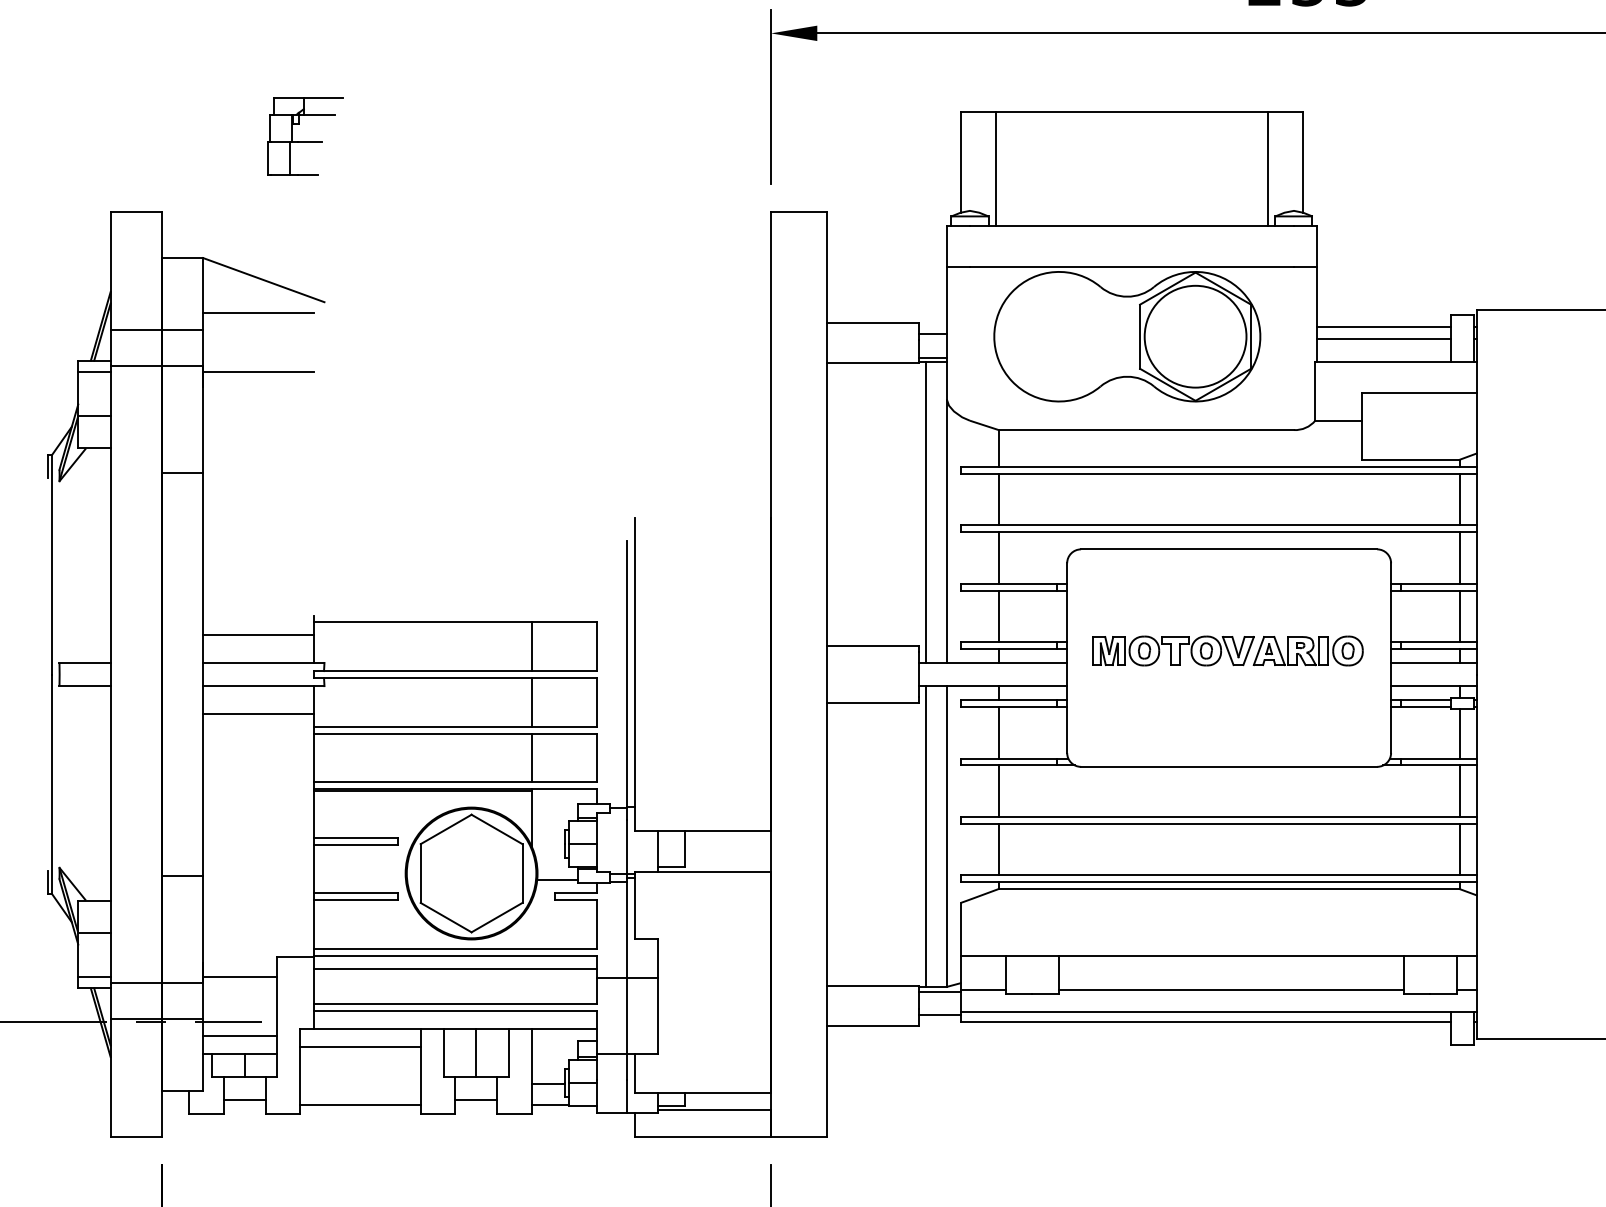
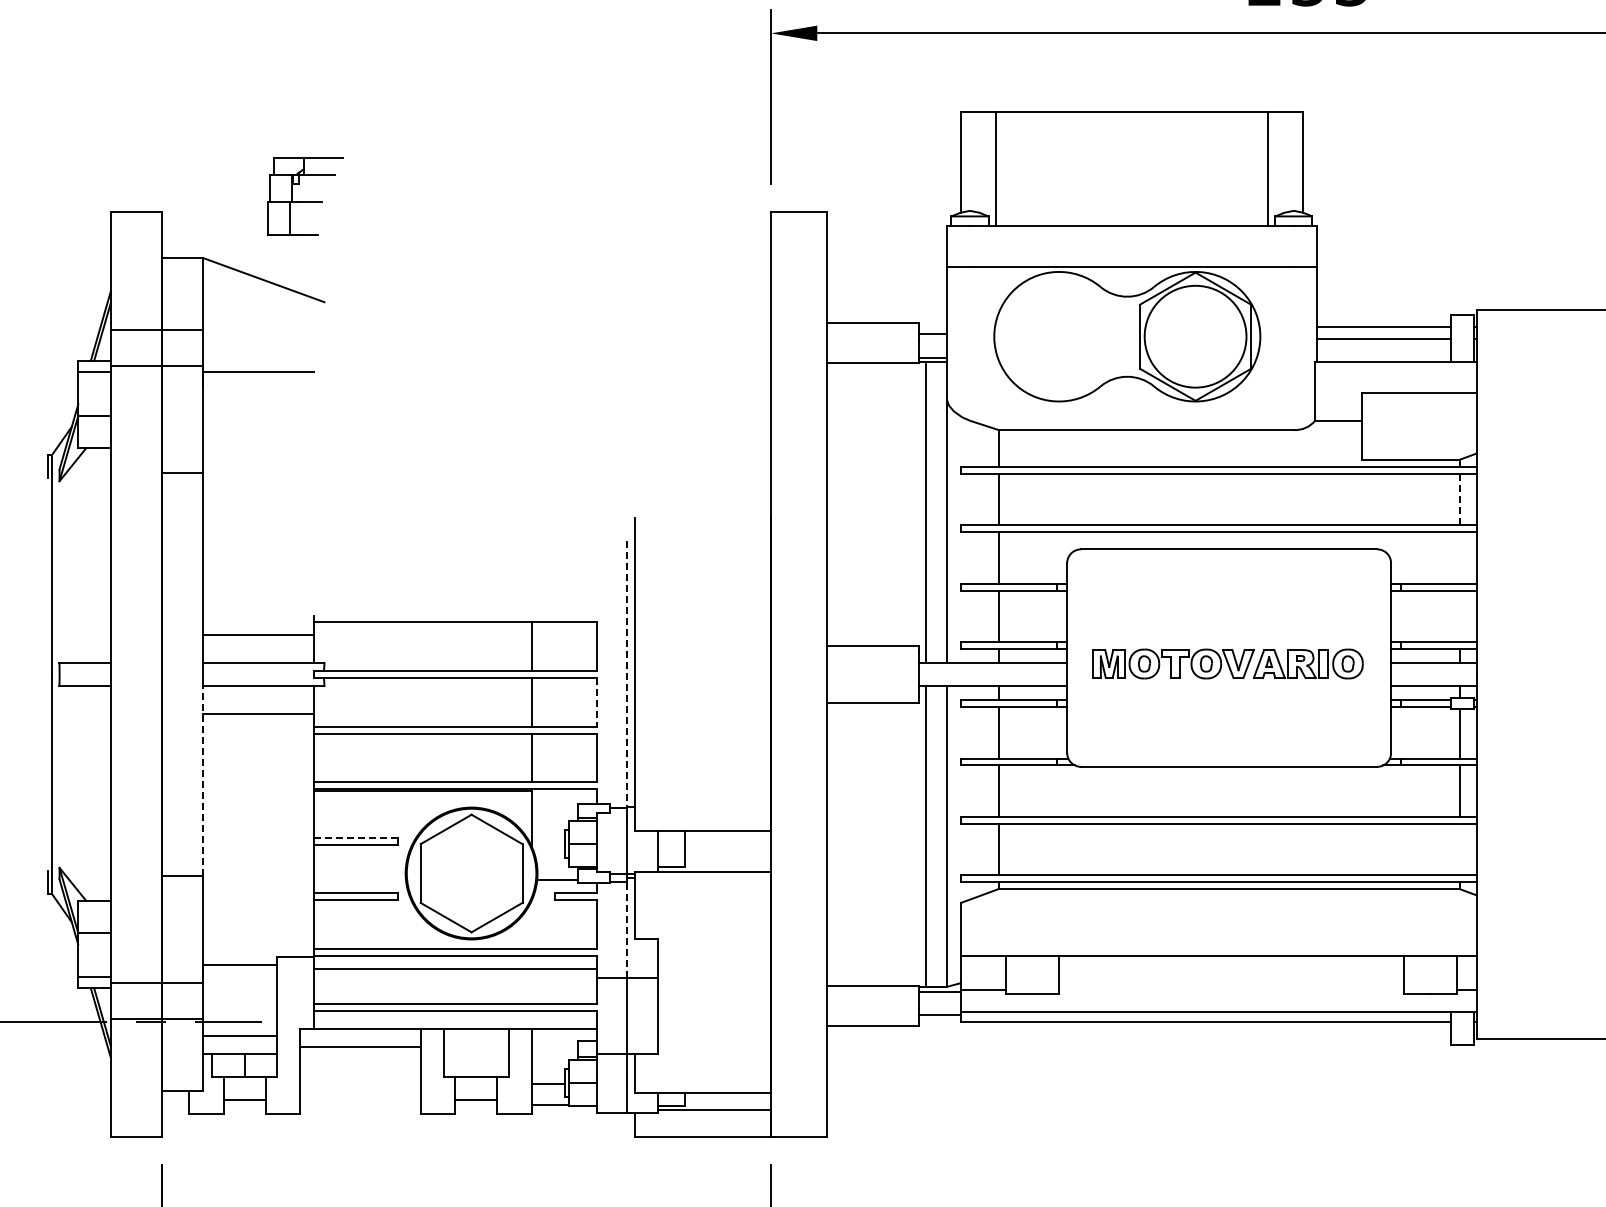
part position: (305, 136) -> (305, 196) (305, 196)
line: present -> none (258, 313)
line: solid -> dashed (1459, 499)
line: present -> none (1459, 557)
line: present -> none (1459, 615)
part position: (1227, 650) -> (1227, 663) (1227, 663)
line: solid -> dashed (626, 674)
line: solid -> dashed (596, 702)
line: solid -> dashed (203, 780)
line: solid -> dashed (355, 837)
line: present -> none (1459, 849)
line: solid -> dashed (626, 930)
line position: (240, 977) -> (240, 965) (240, 965)
line: present -> none (1231, 990)
line: present -> none (476, 1052)
line: present -> none (360, 1104)
